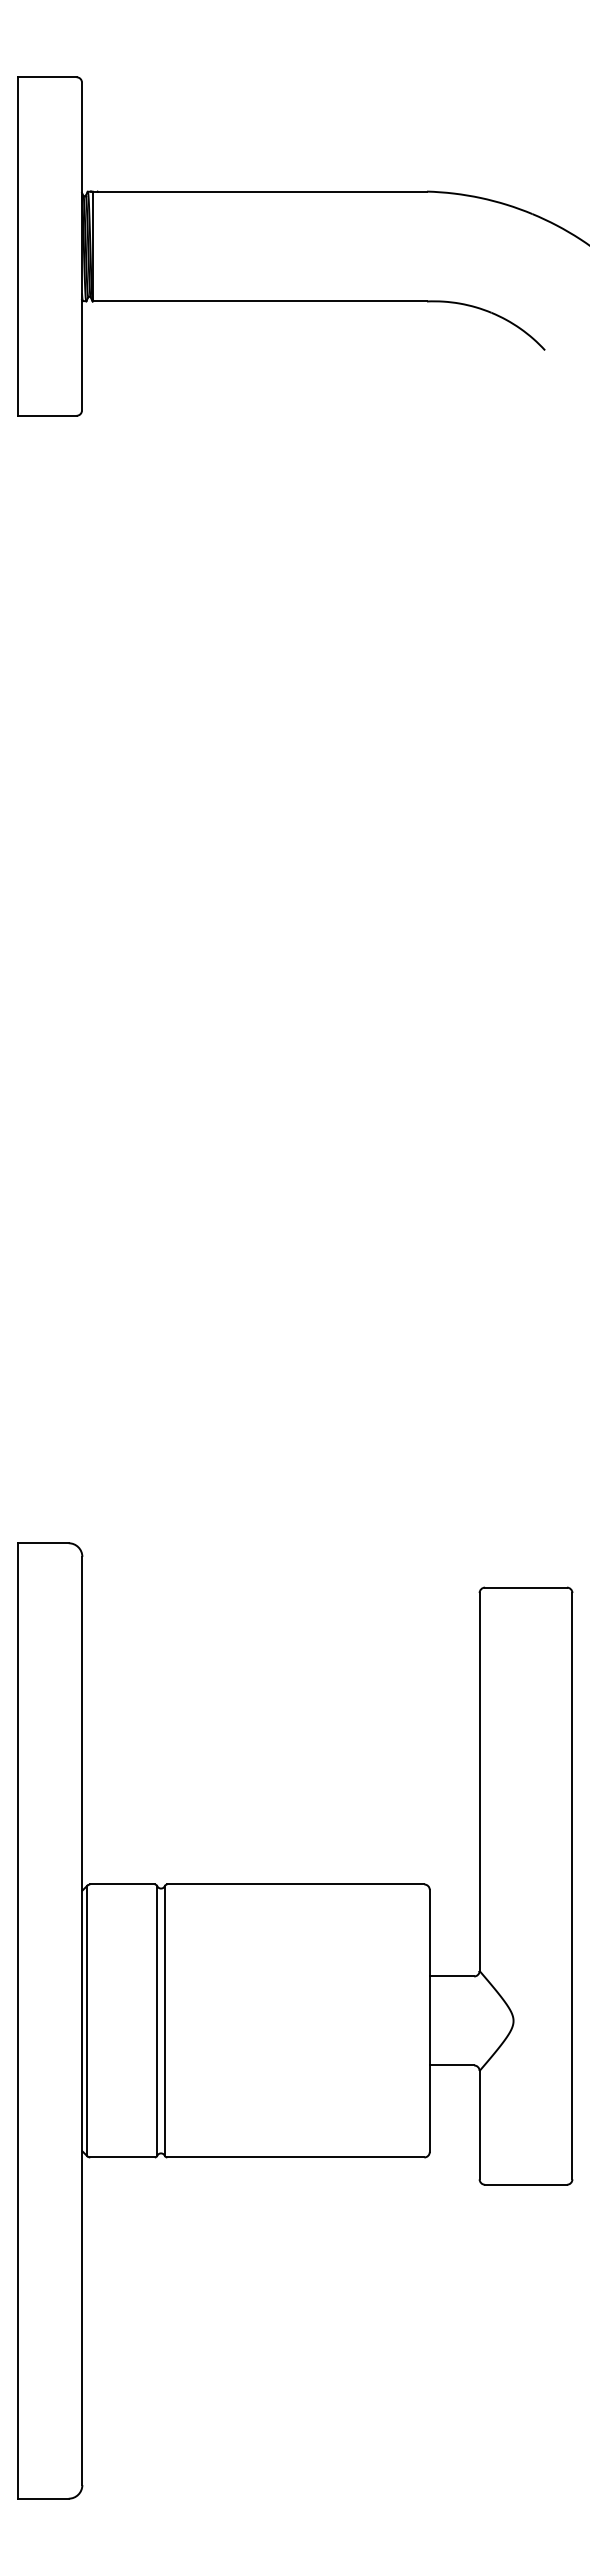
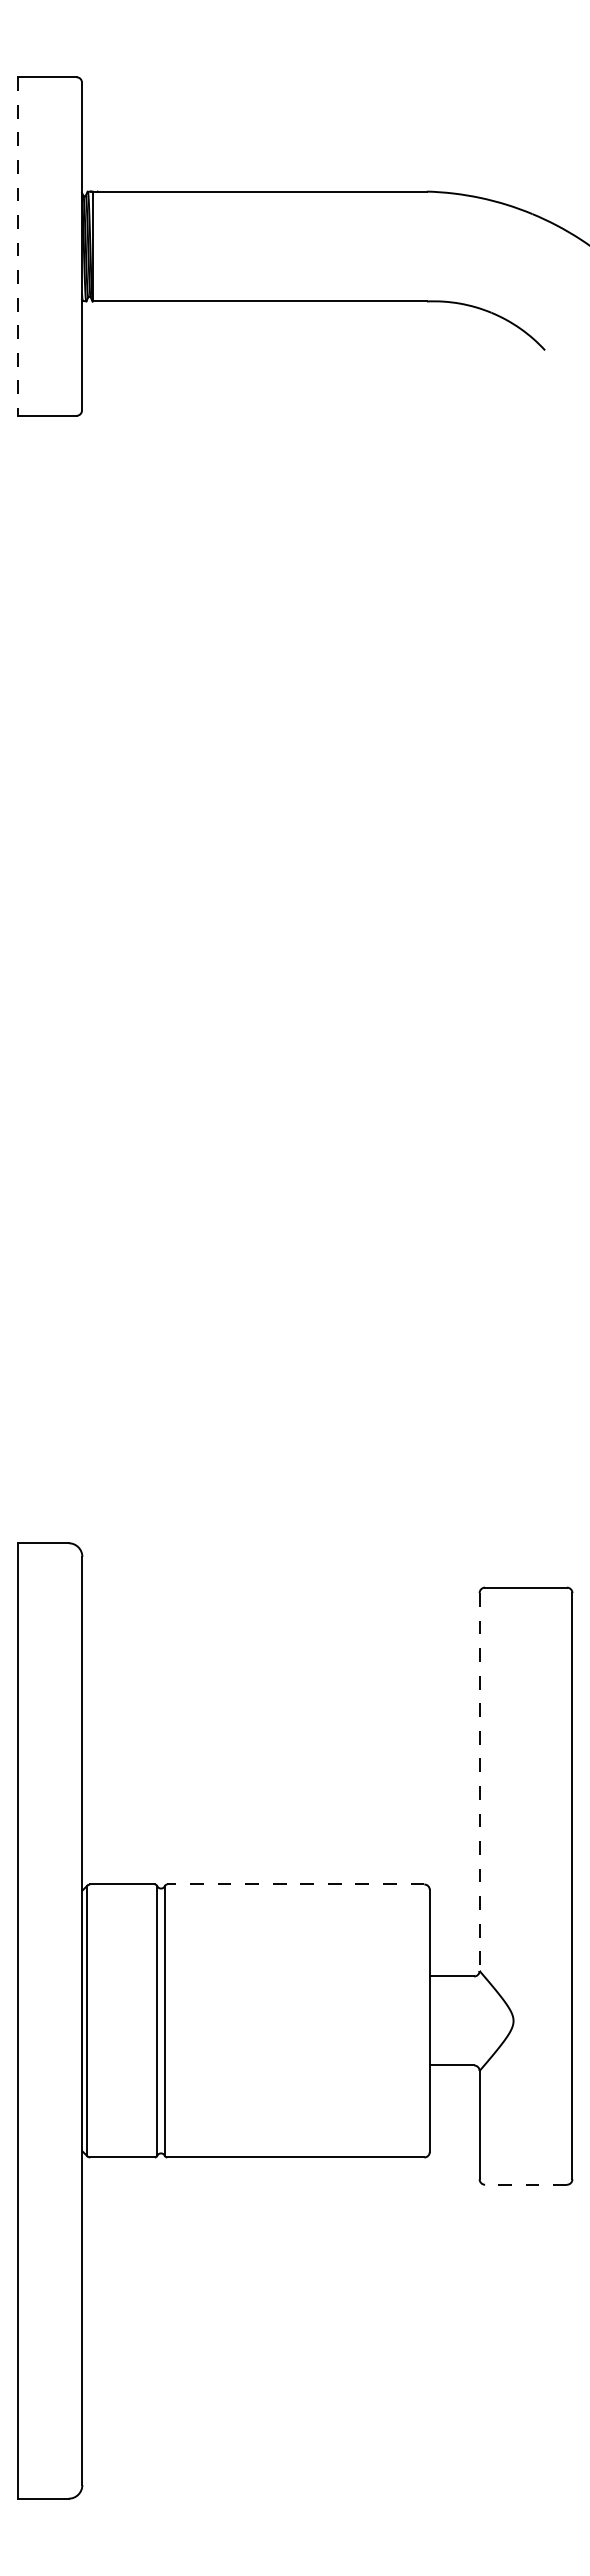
line: solid -> dashed (17, 247)
line: solid -> dashed (479, 1782)
line: solid -> dashed (295, 1884)
line: solid -> dashed (526, 2184)
